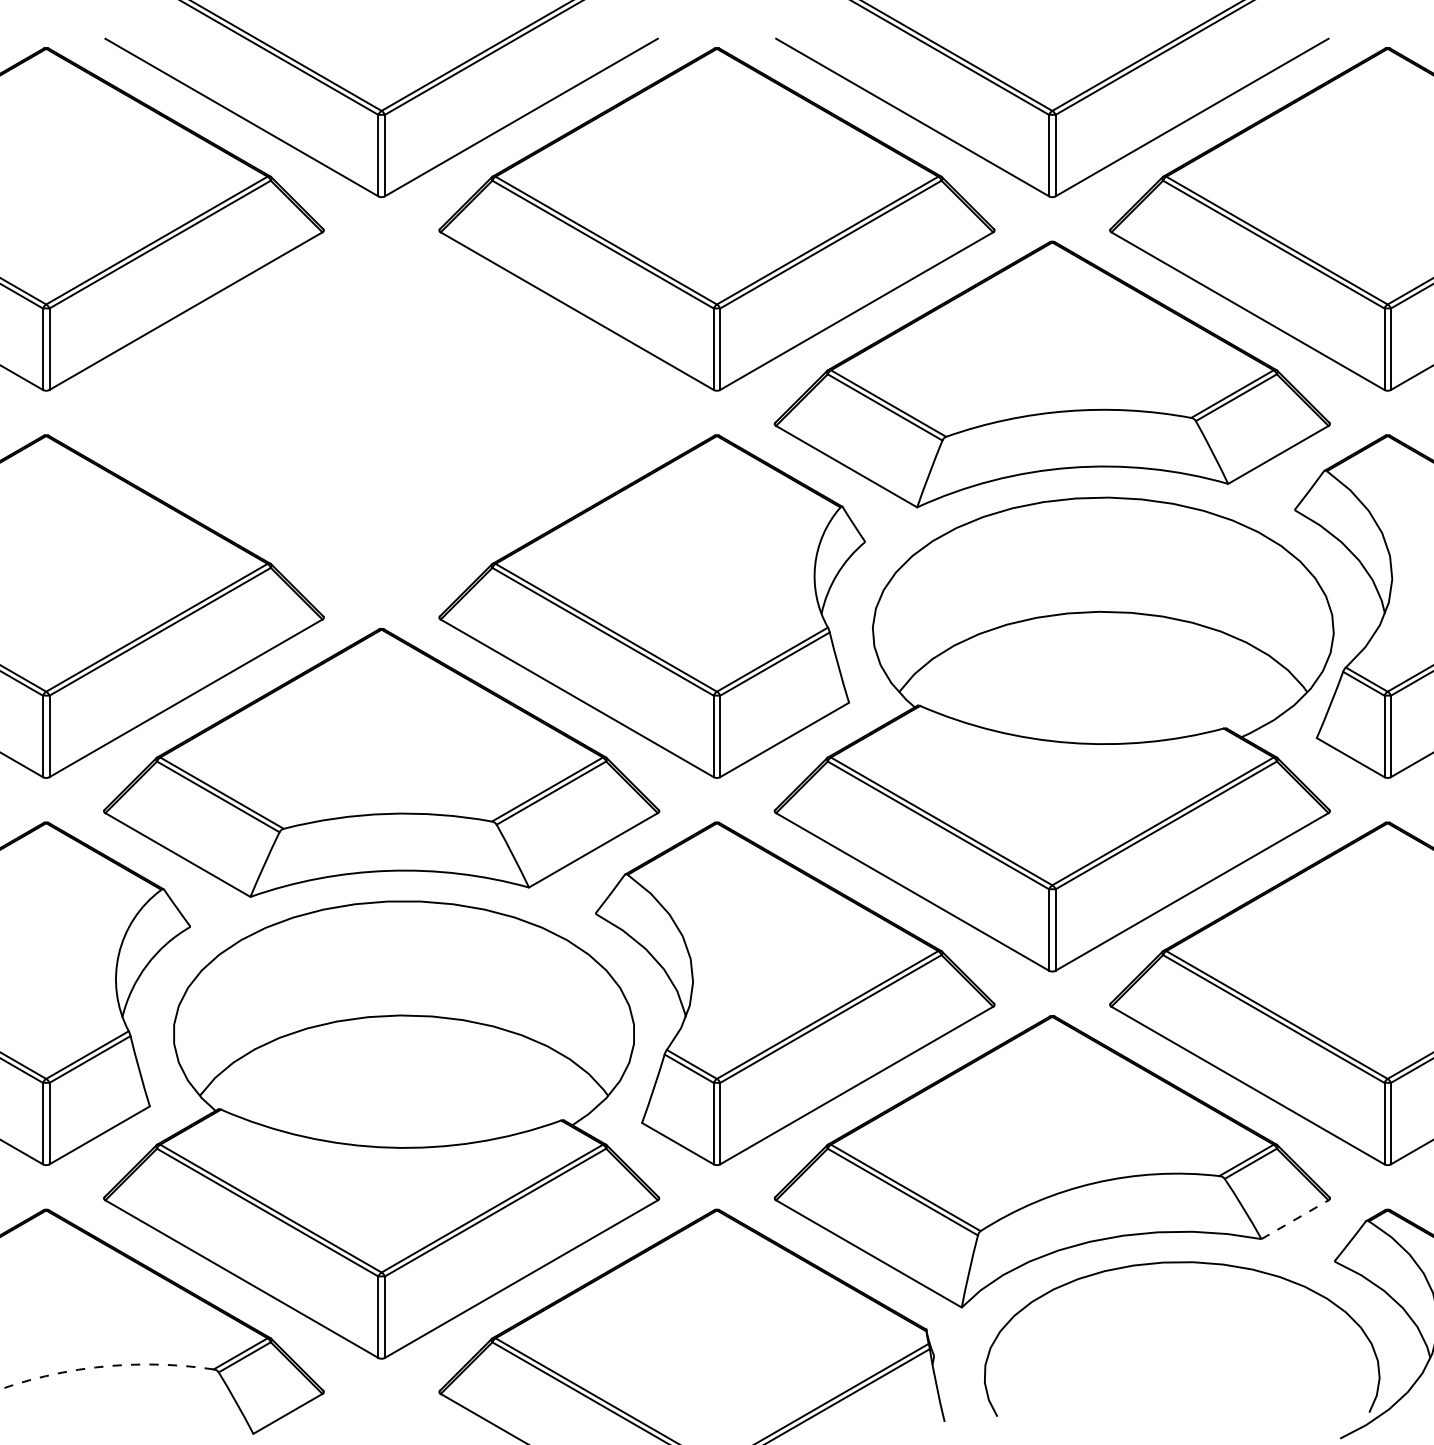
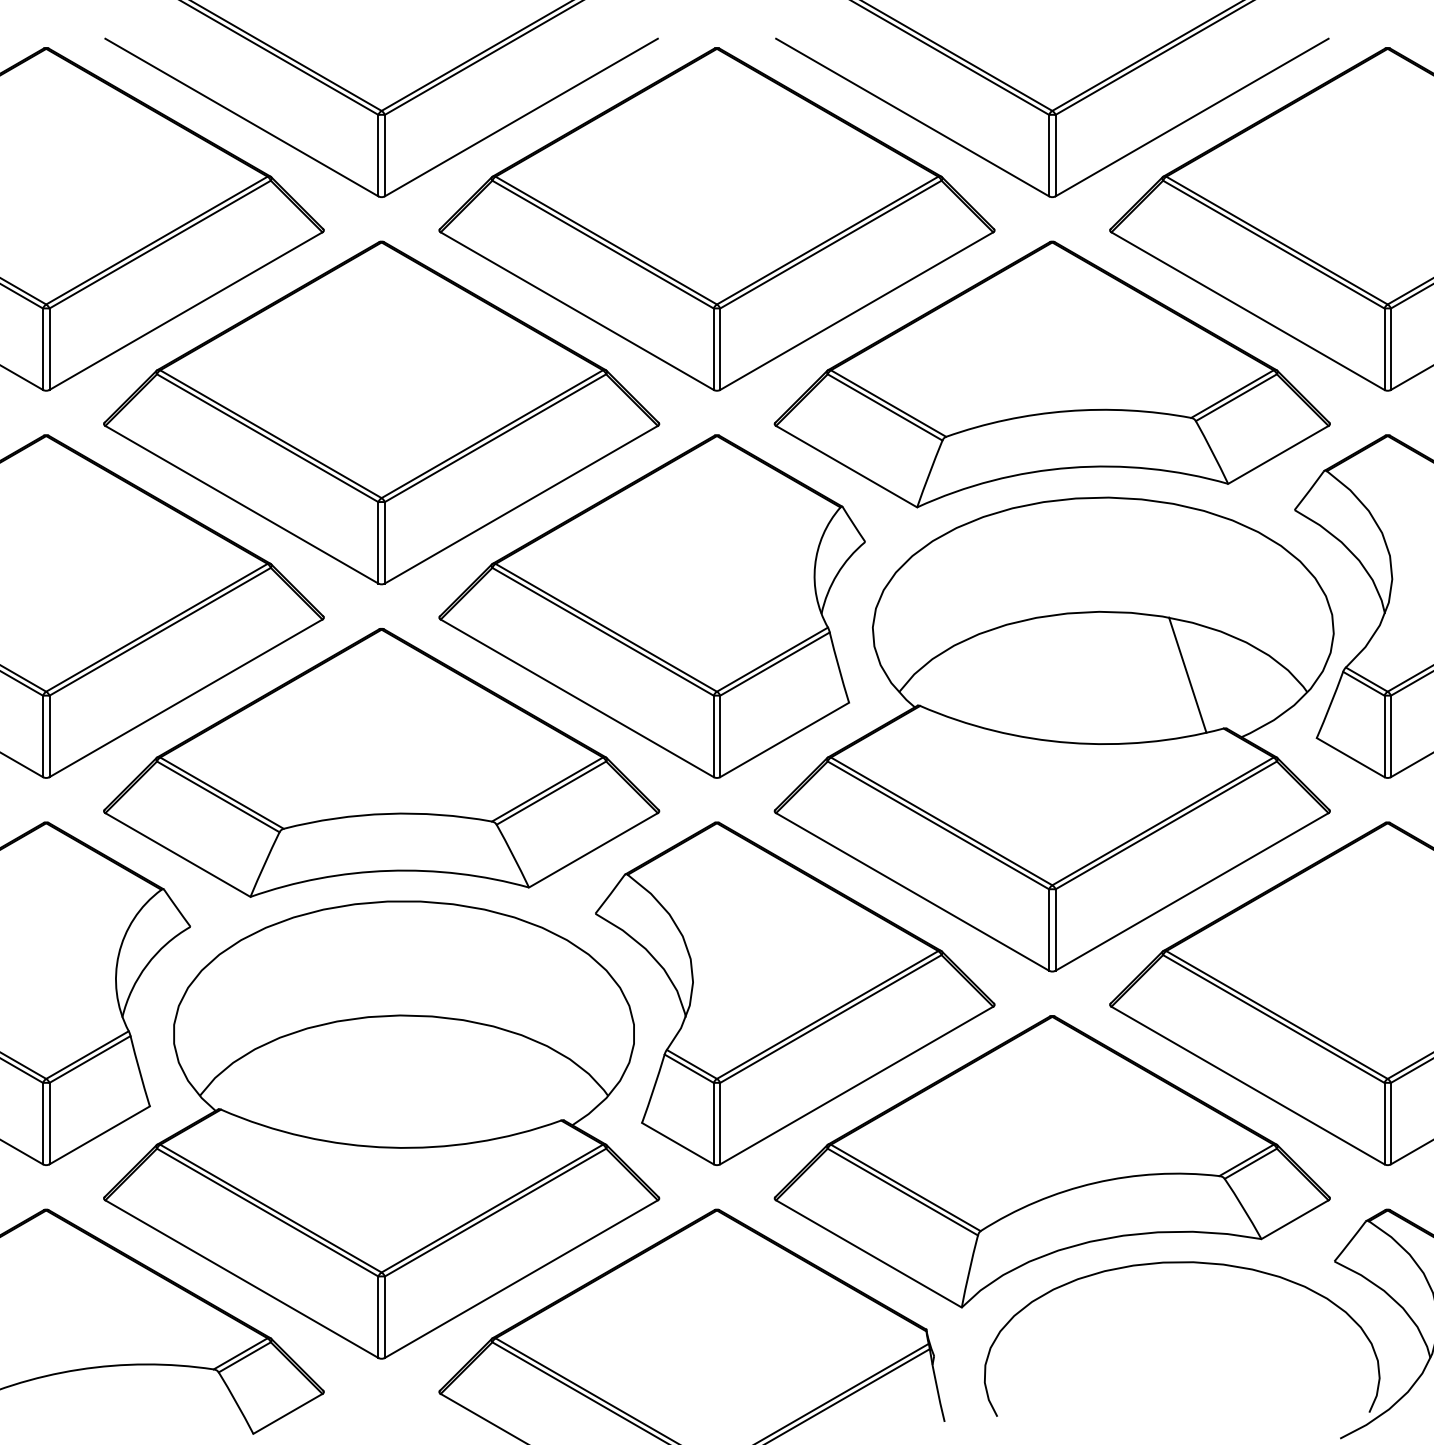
part: none -> present (381, 412)
line: none -> present (1187, 674)
line: dashed -> solid (1295, 1219)
arc: dashed -> solid (106, 1366)
